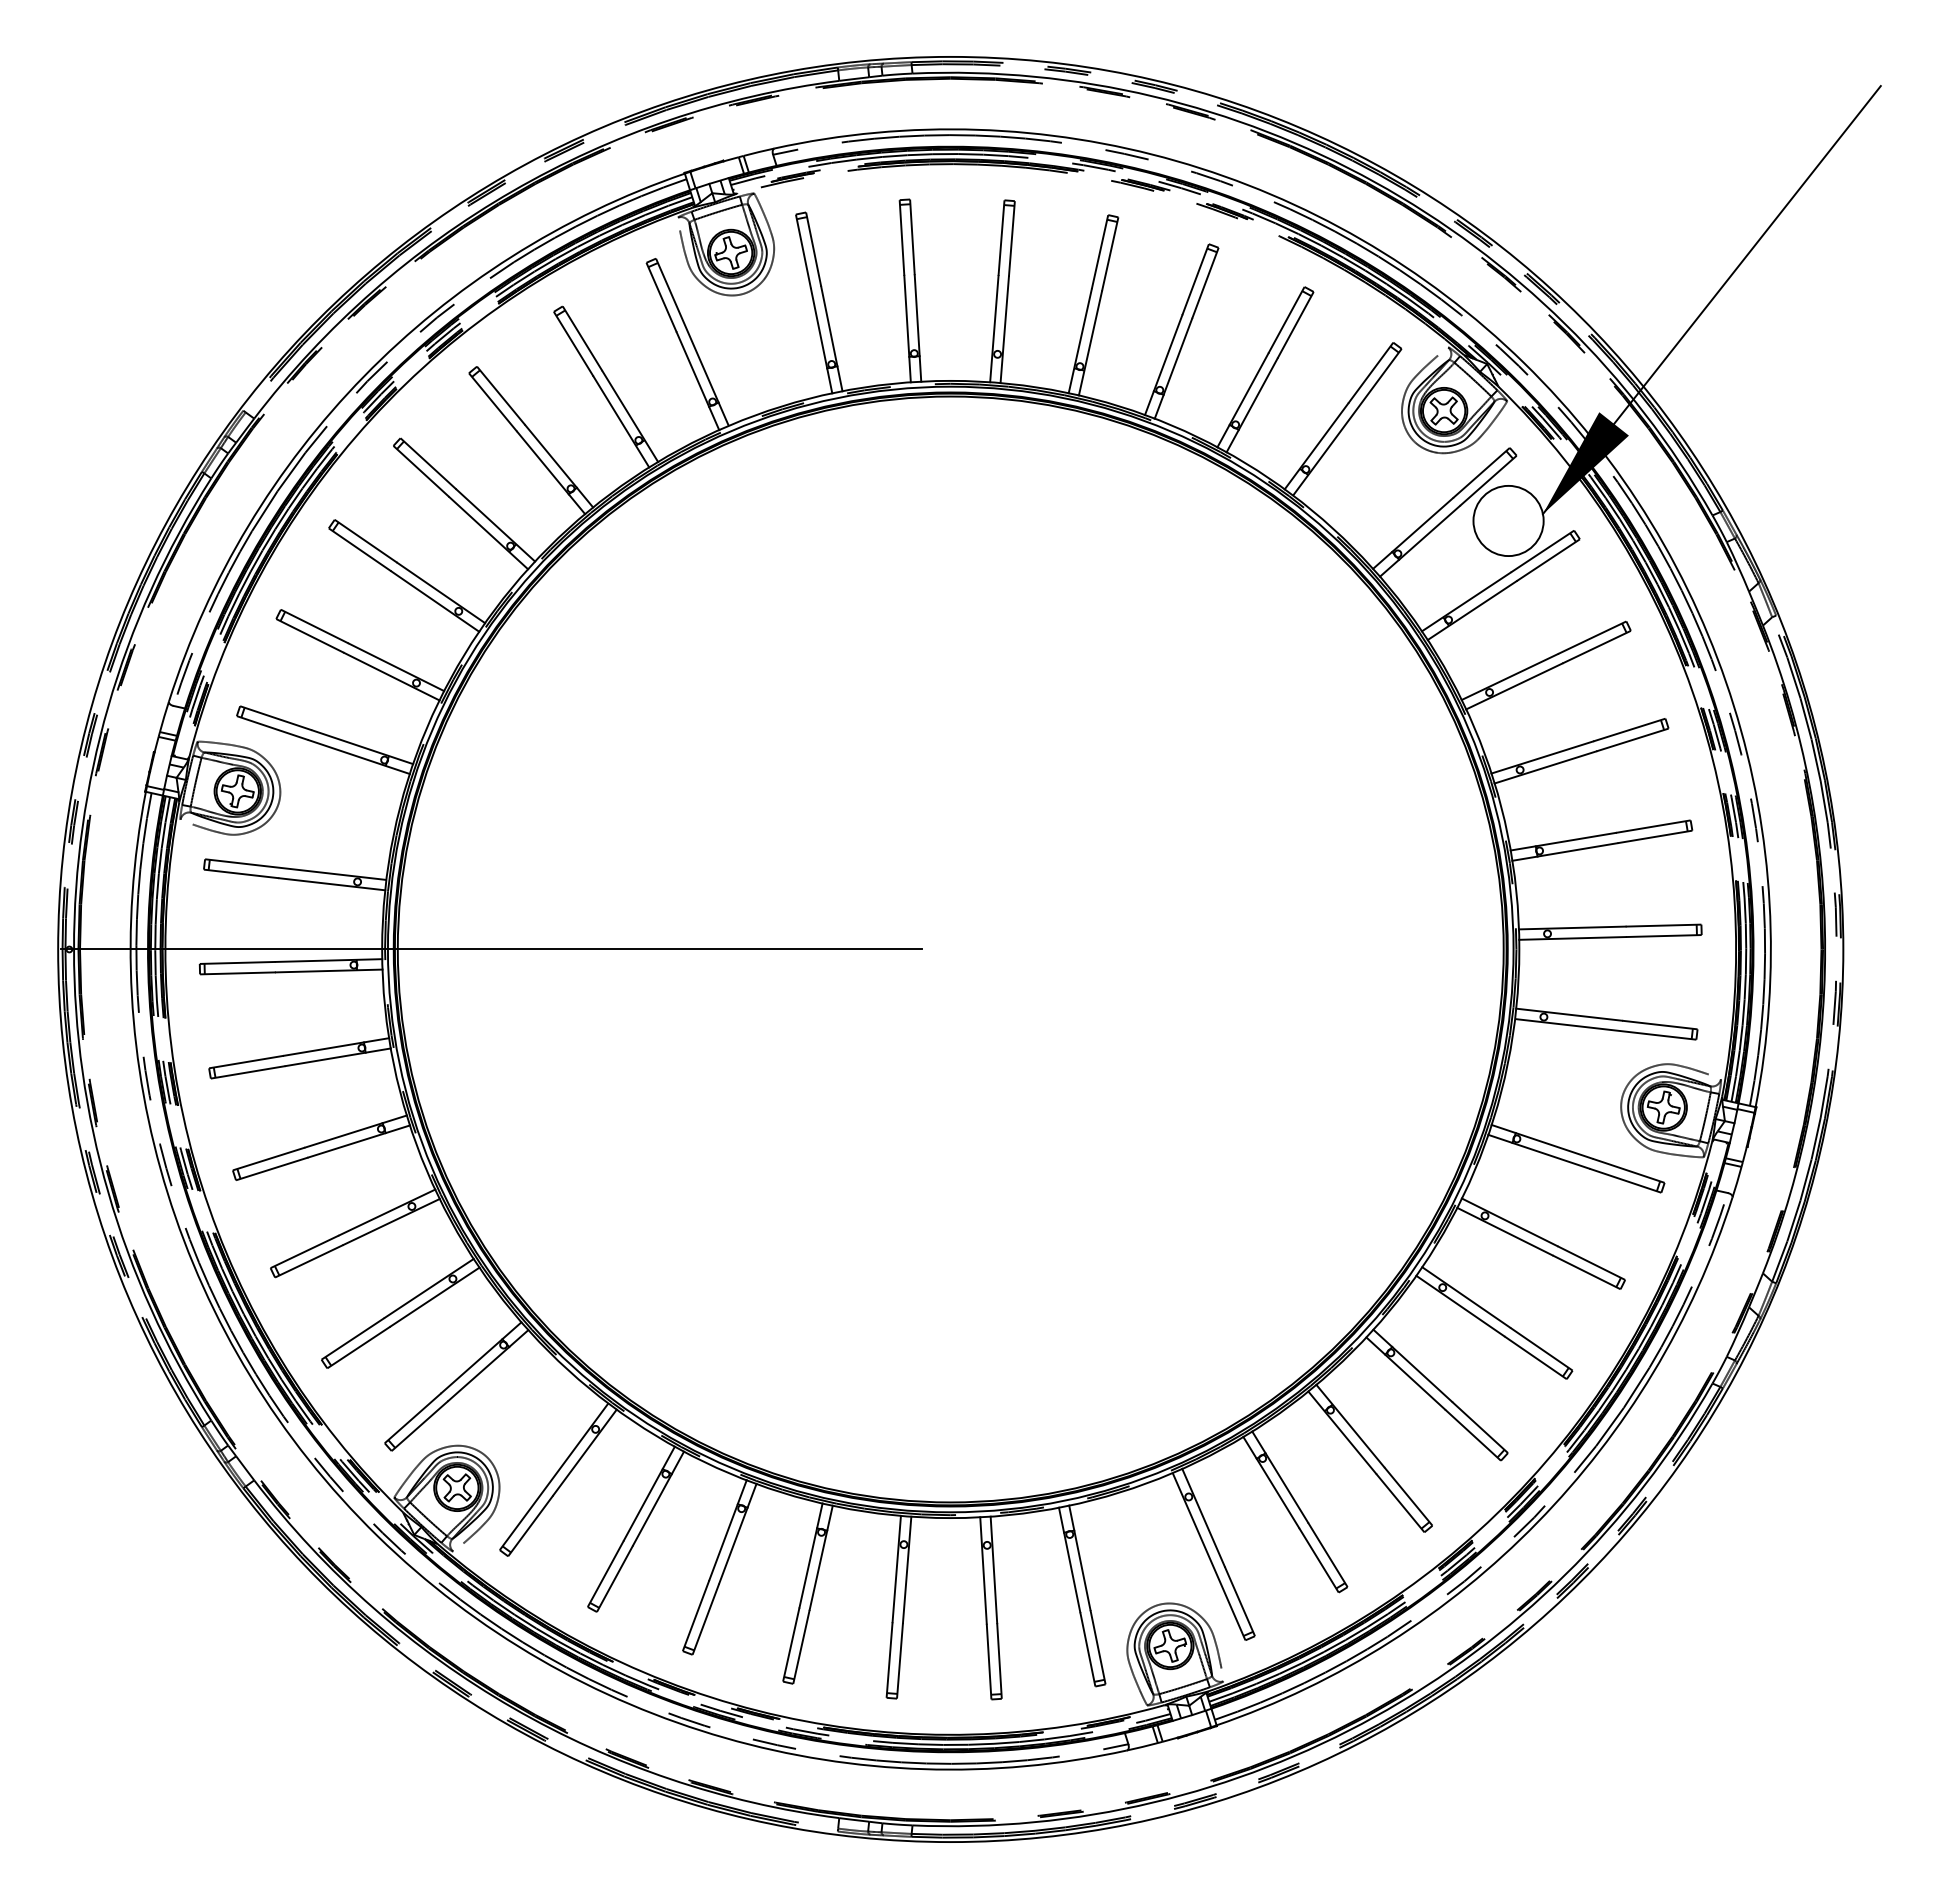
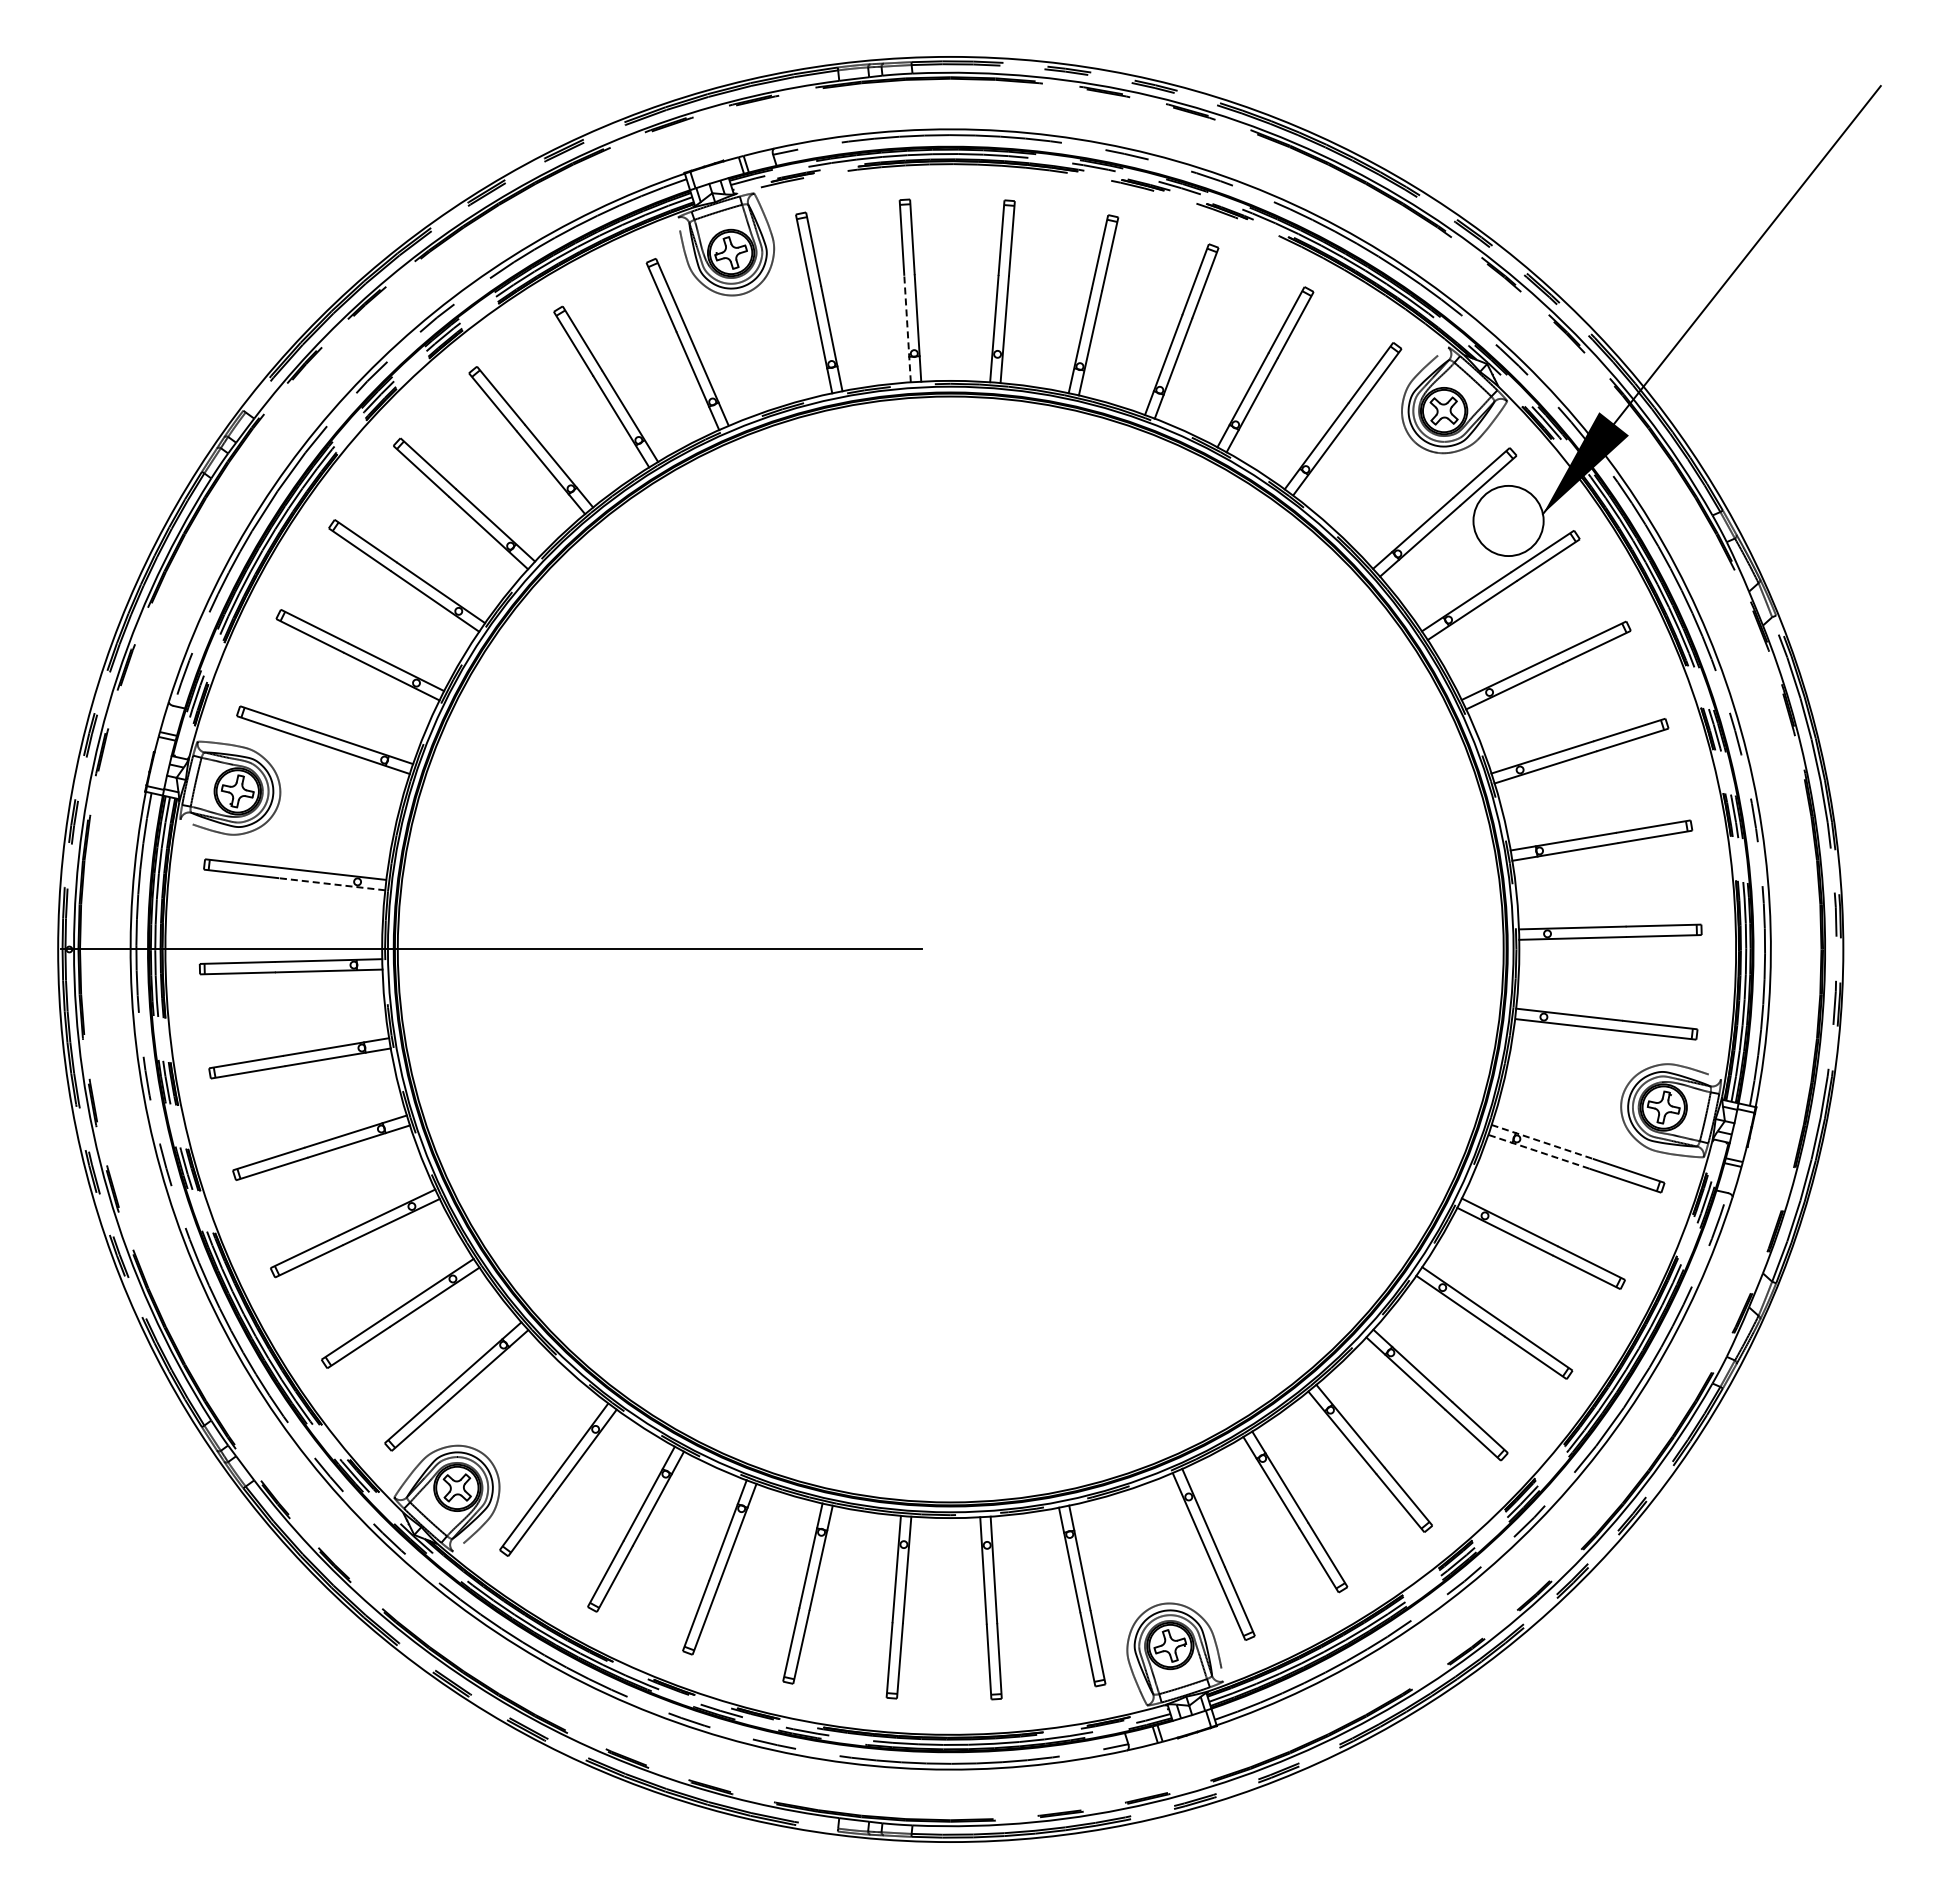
line: solid -> dashed (907, 328)
line: solid -> dashed (331, 884)
line: solid -> dashed (1542, 1142)
line: solid -> dashed (1538, 1151)
